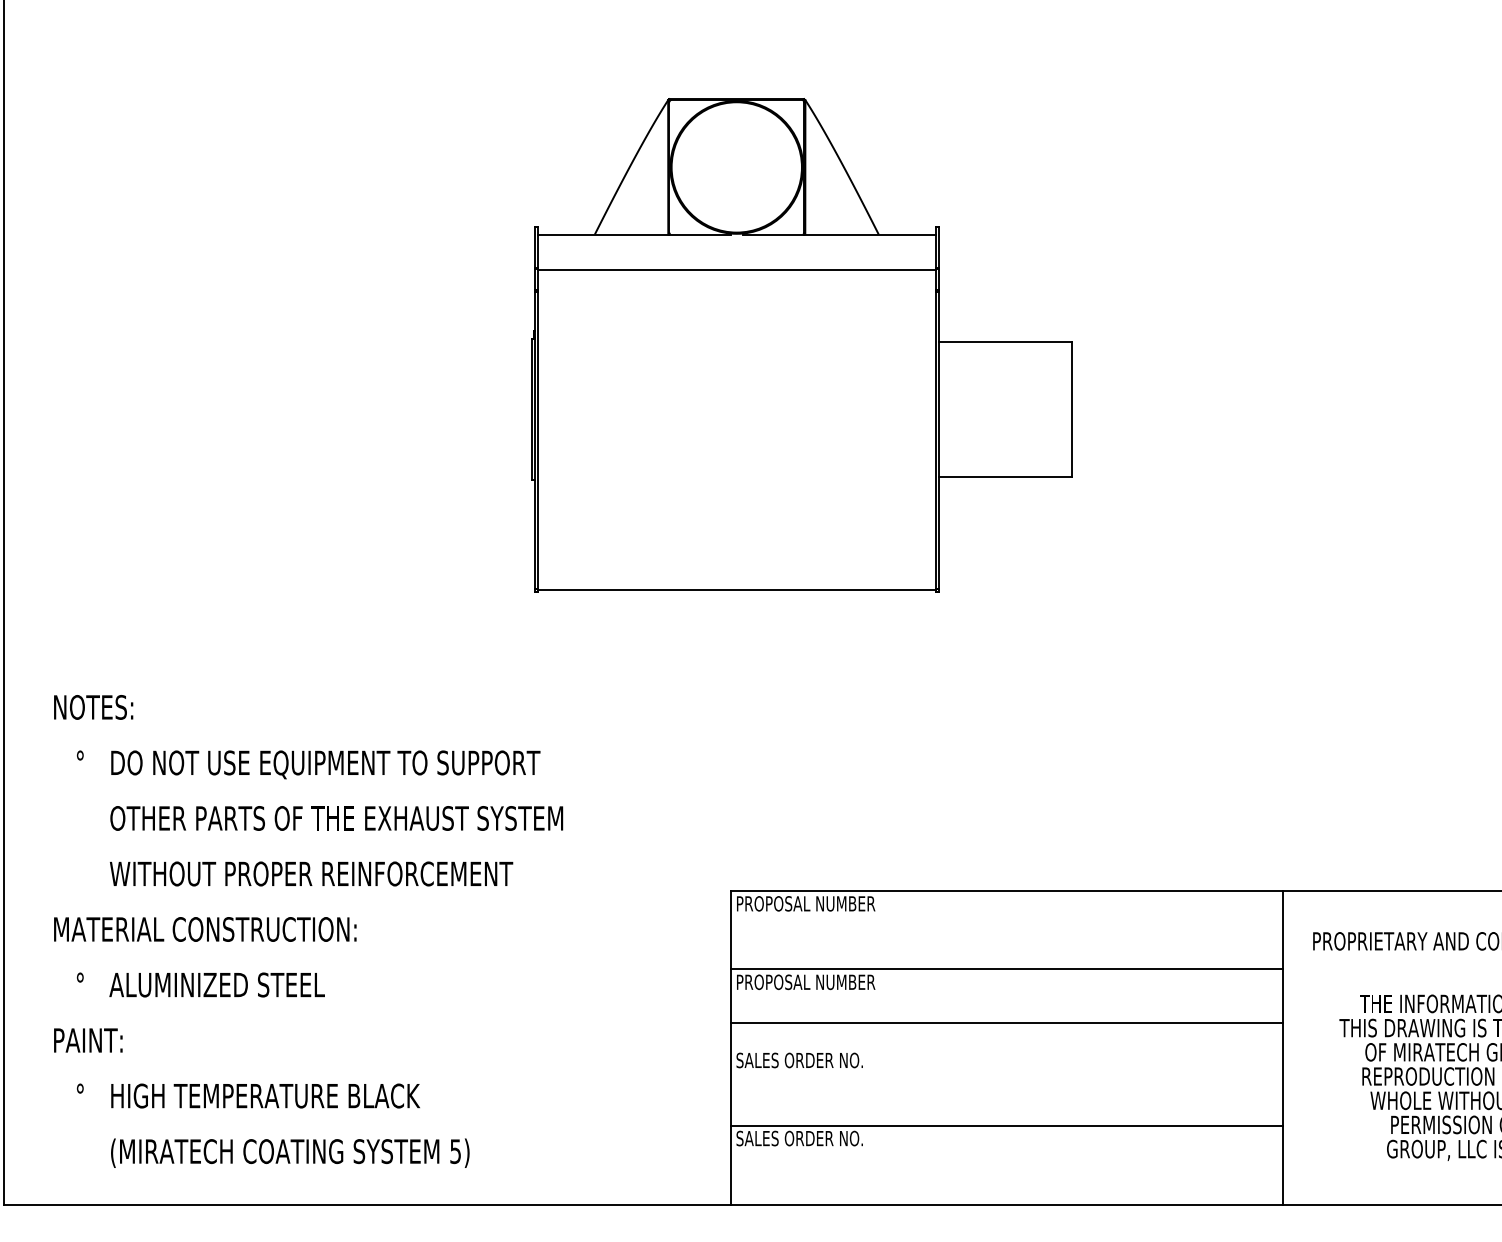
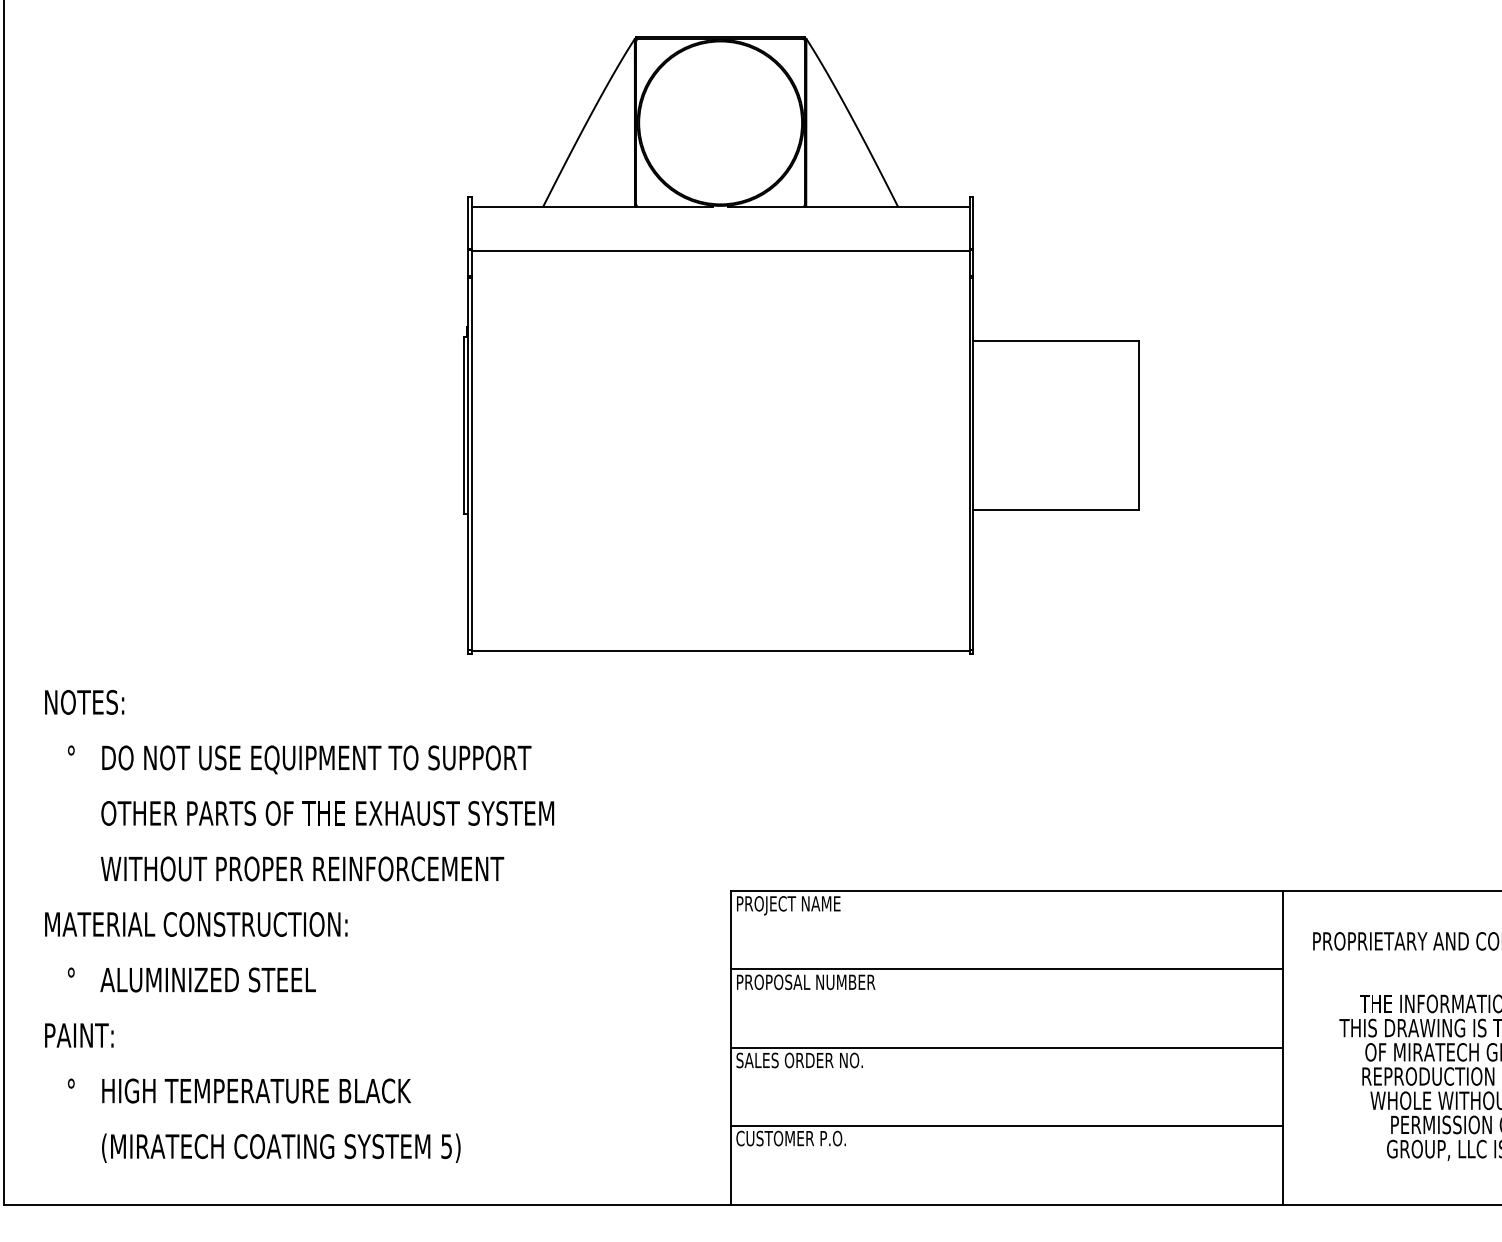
part size: 542x495 px -> 677x619 px (801, 345)
text: PROPOSAL NUMBER -> PROJECT NAME (819, 905)
text position: (308, 931) -> (299, 926) (299, 926)
line position: (1006, 1022) -> (1006, 1047) (1006, 1047)
text: SALES ORDER NO. -> CUSTOMER P.O. (799, 1138)
